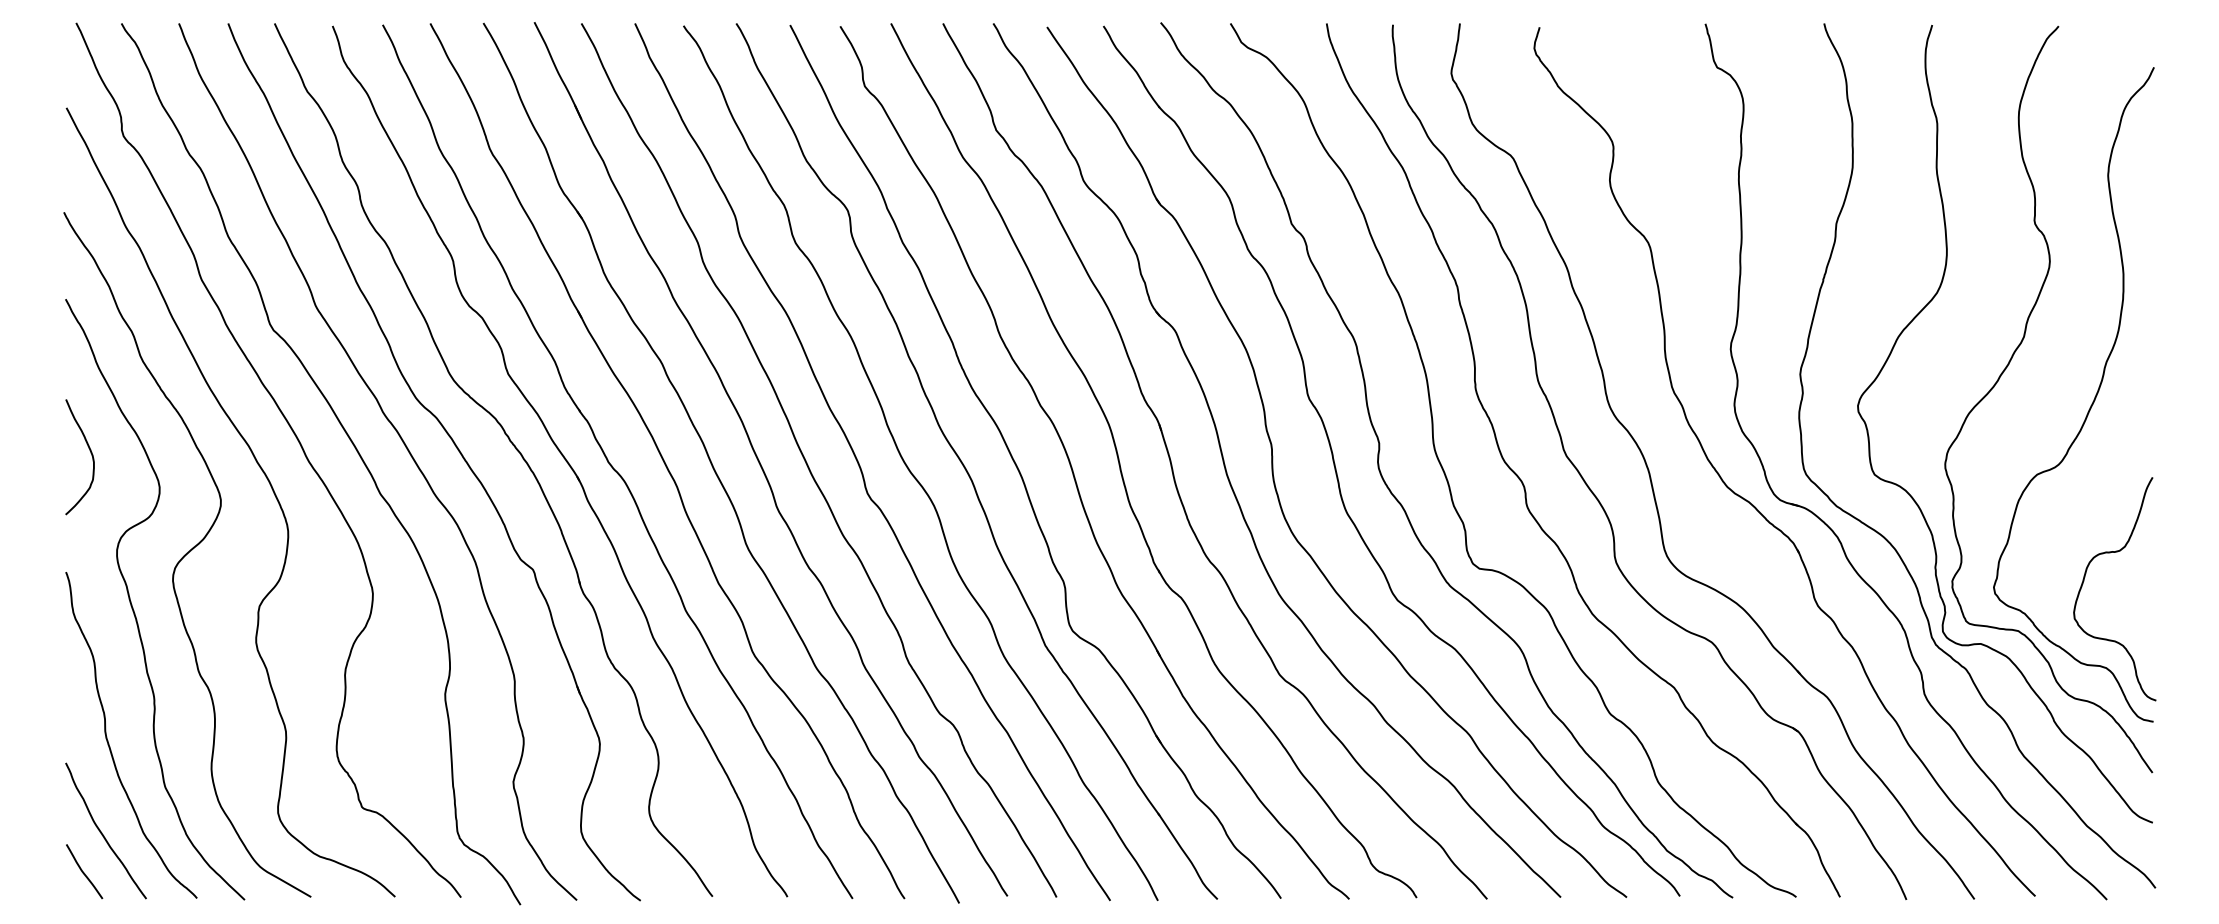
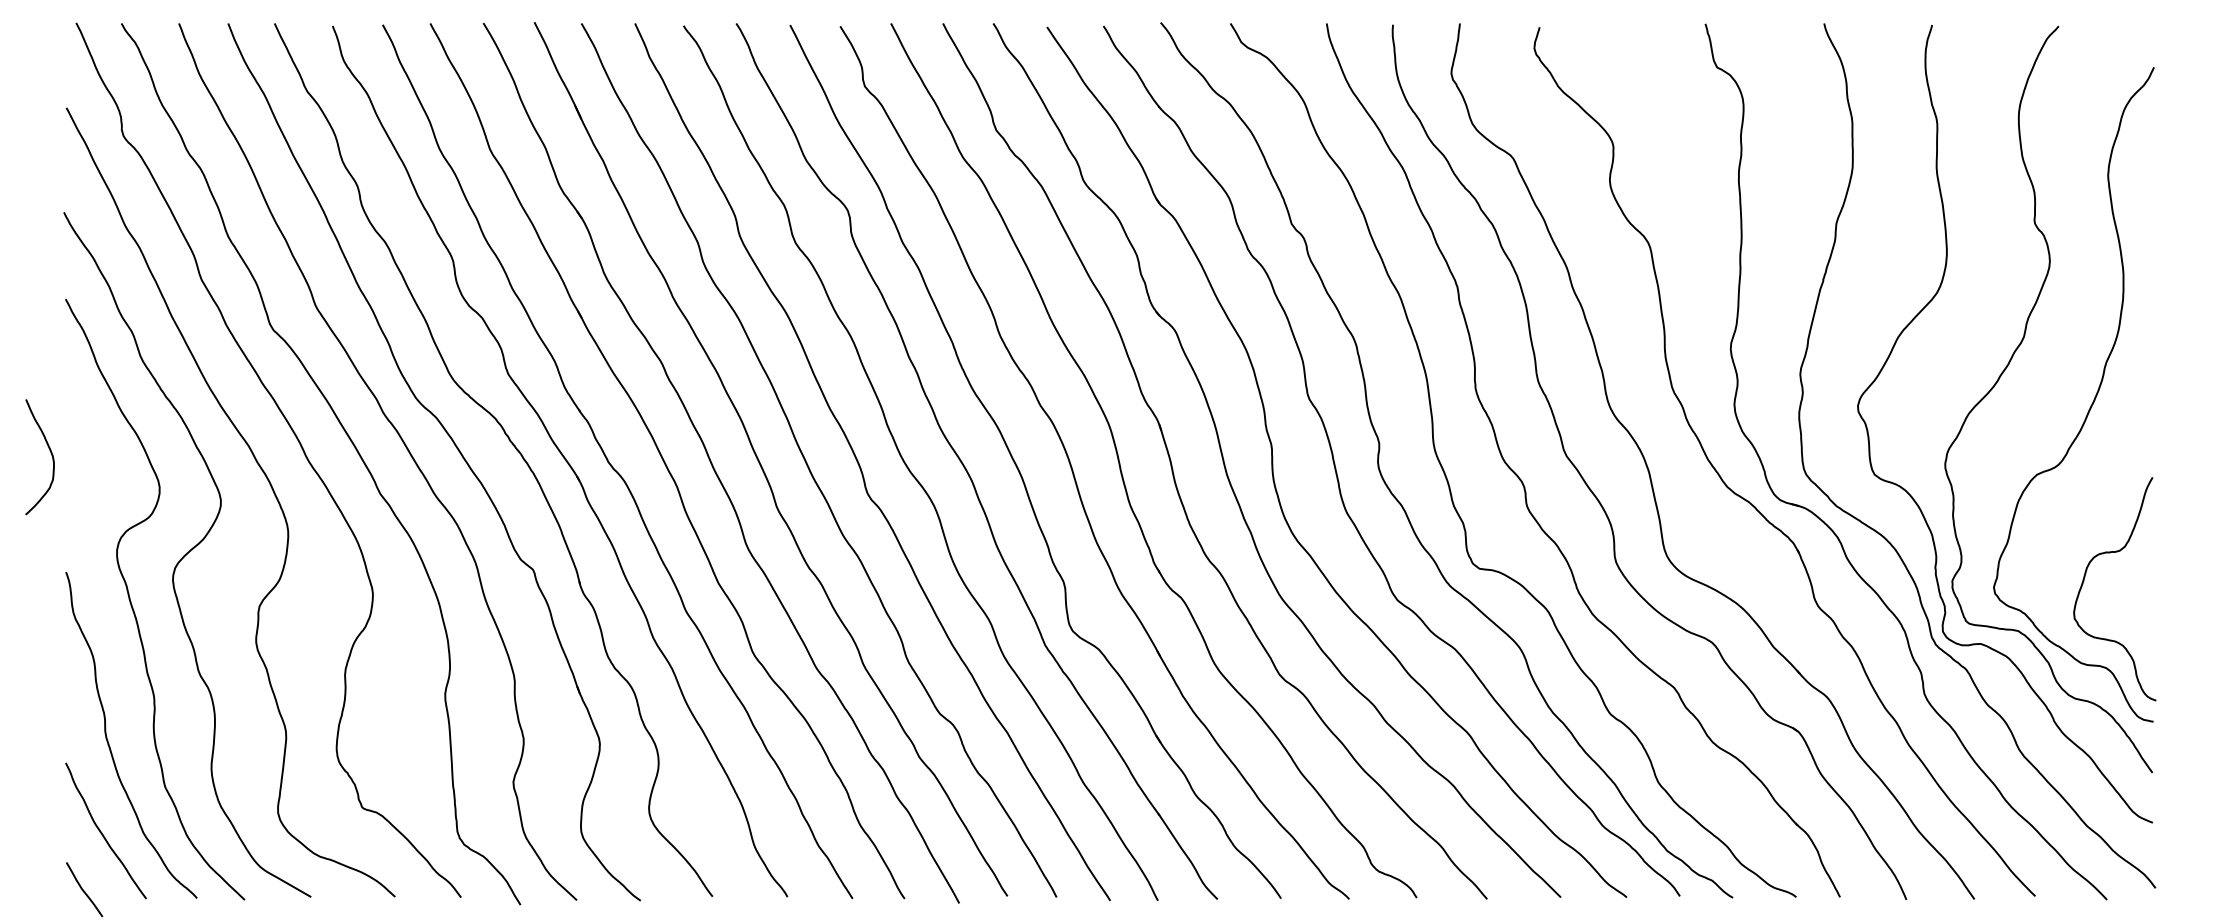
curve position: (90, 453) -> (50, 453) (50, 453)
curve position: (83, 871) -> (83, 889) (83, 889)
